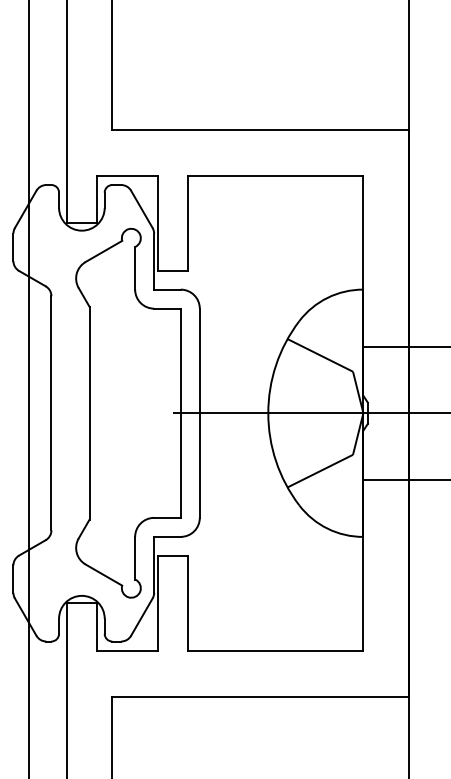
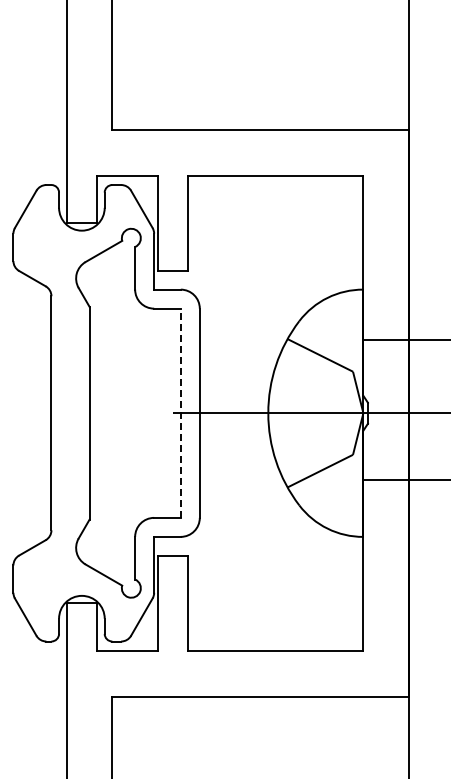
line position: (405, 346) -> (405, 339) (405, 339)
line: present -> none (28, 388)
line: solid -> dashed (180, 413)
